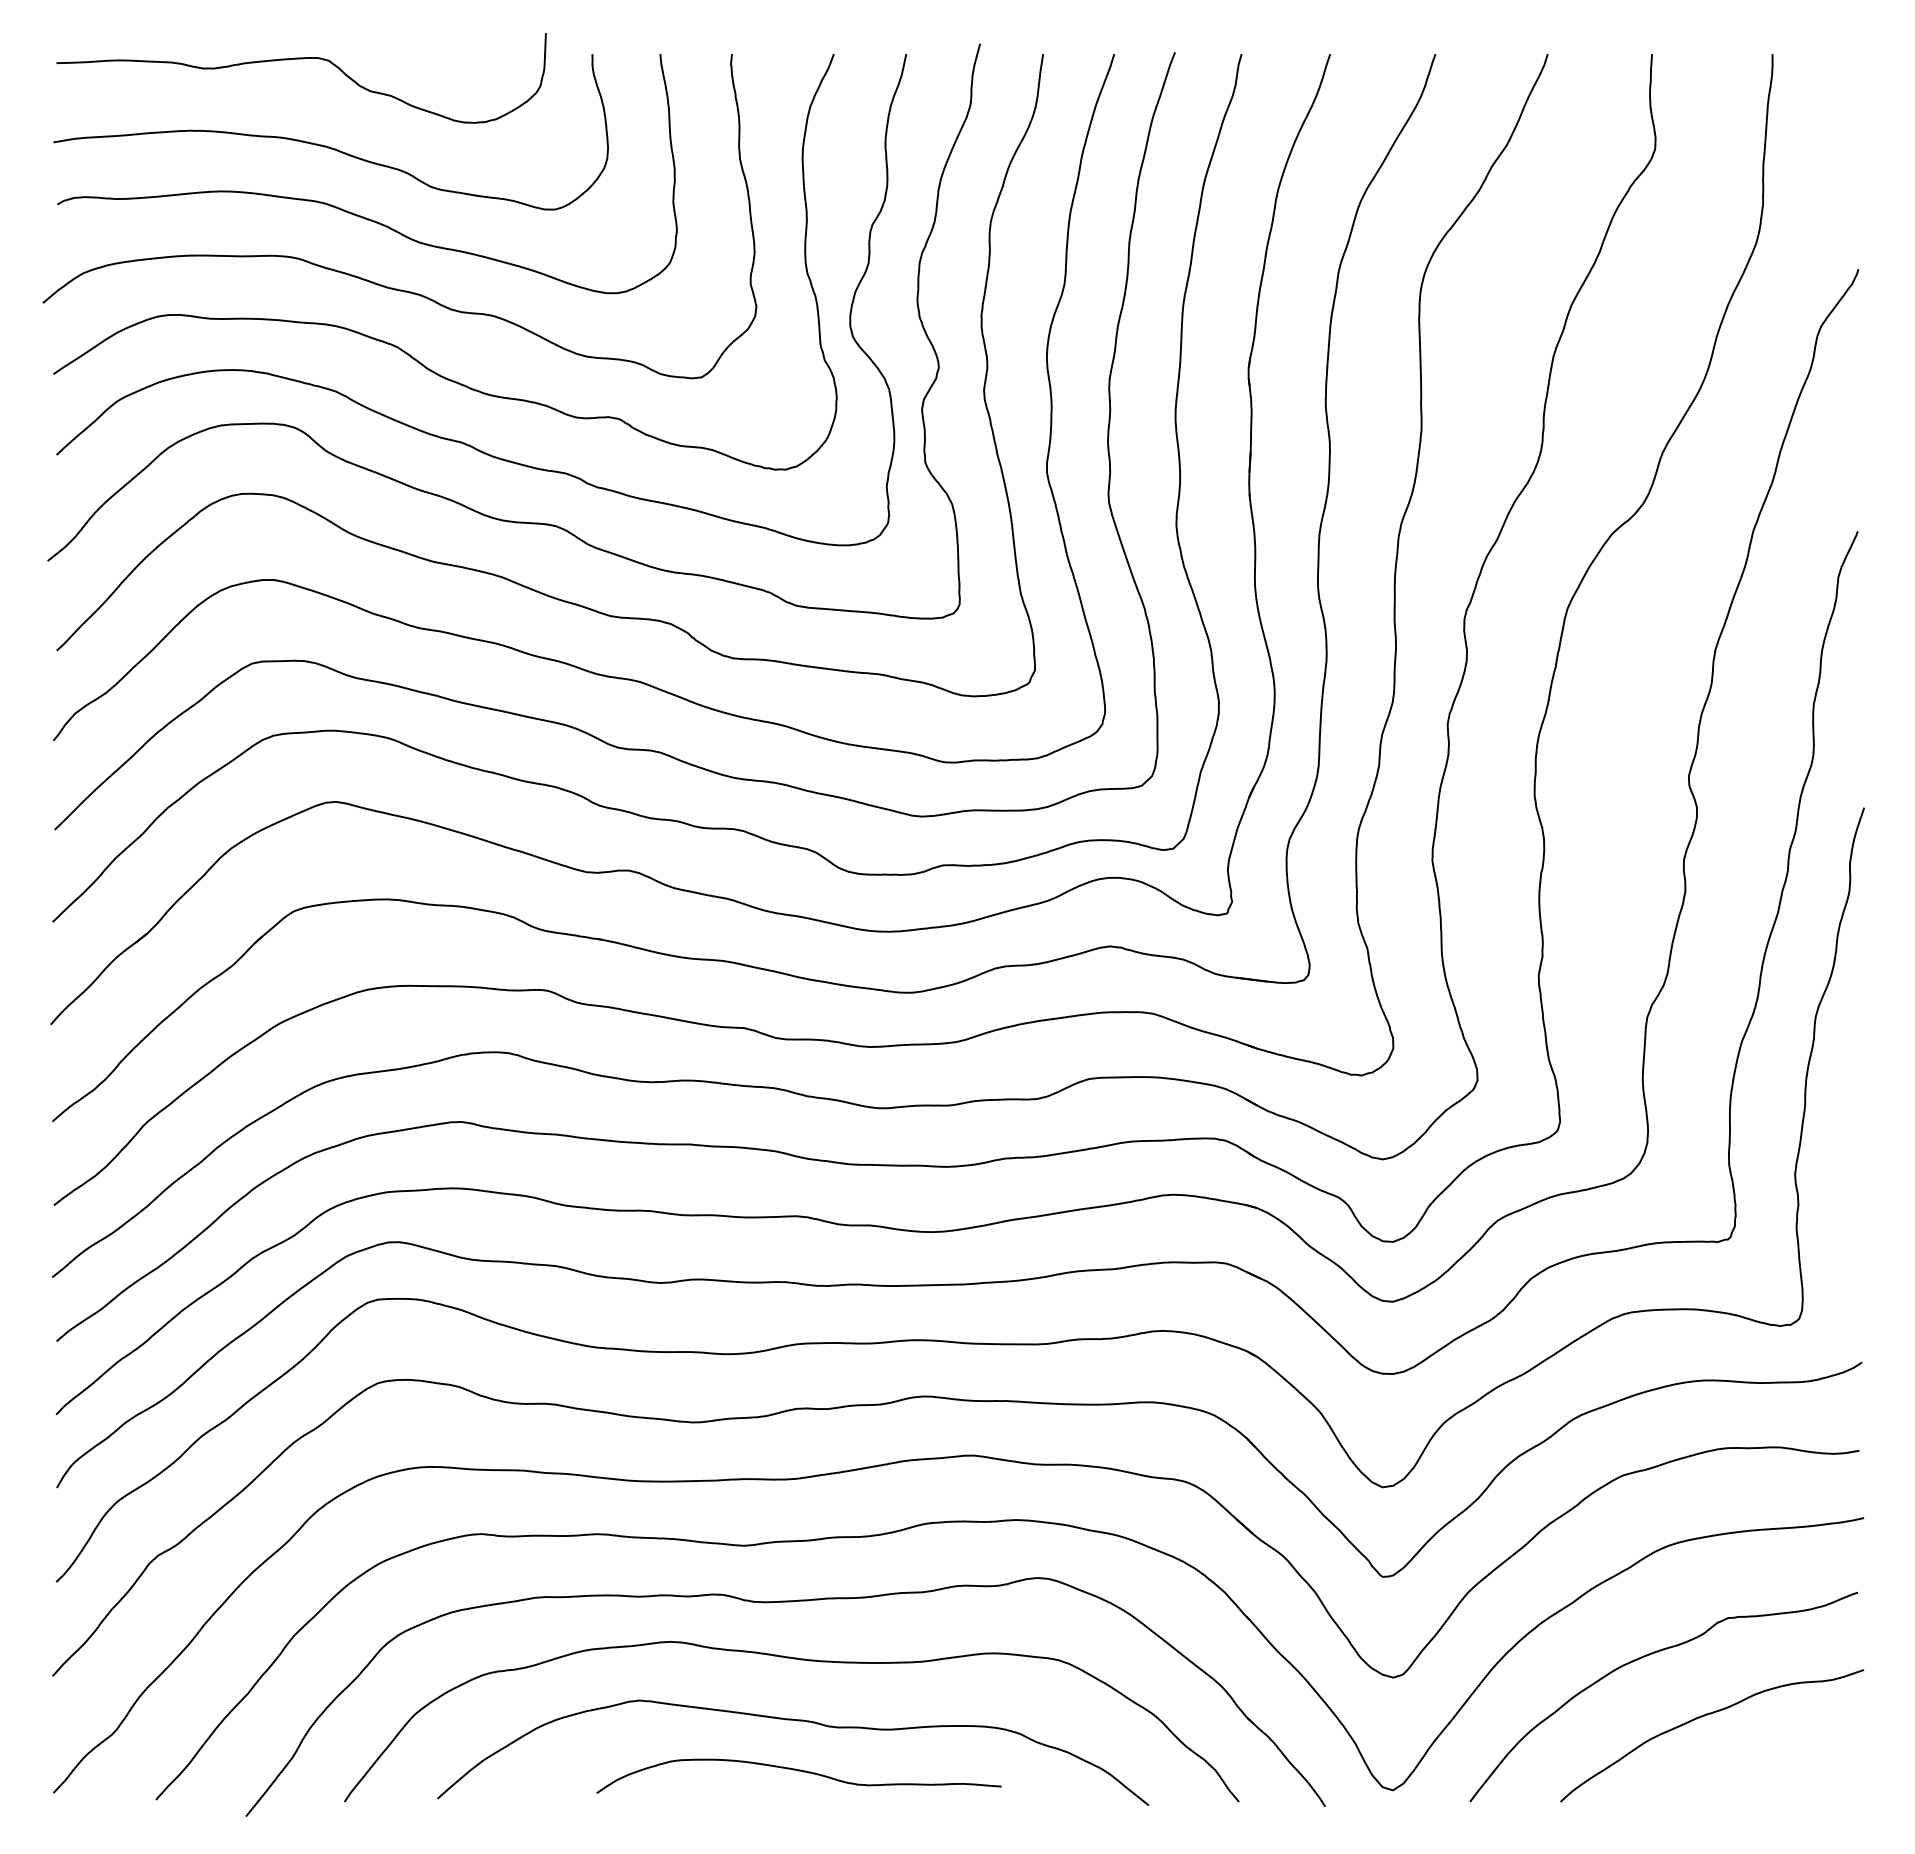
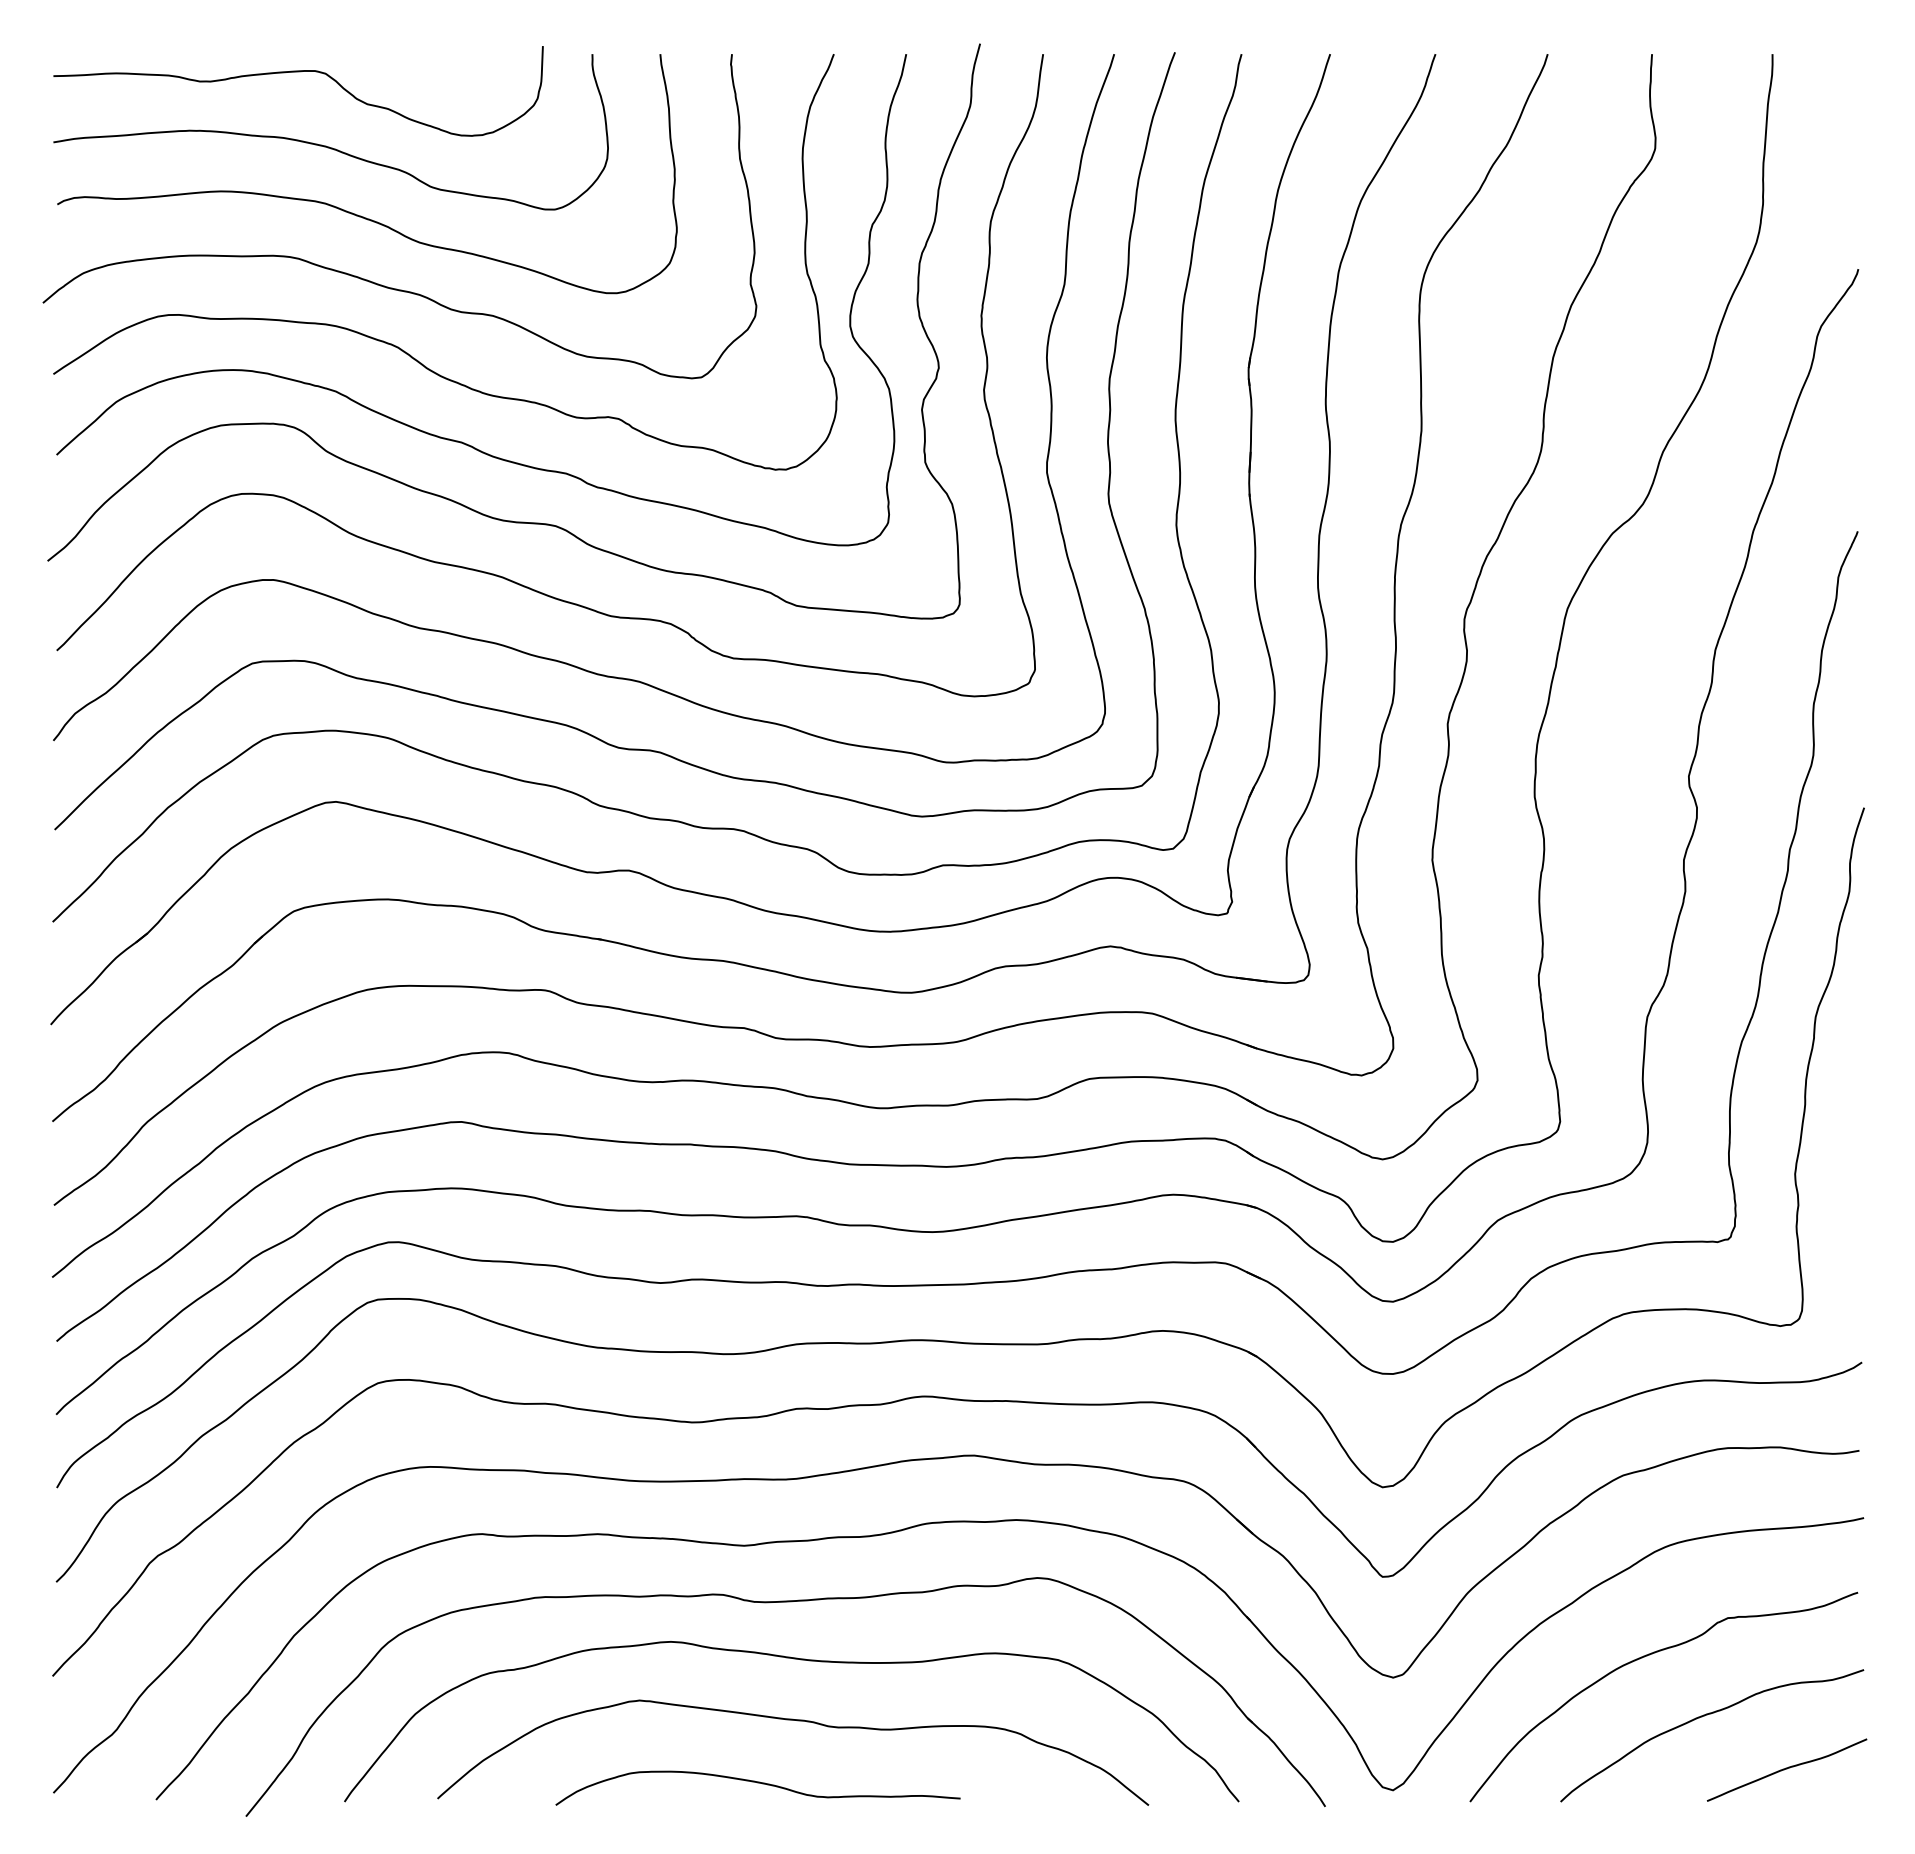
curve position: (301, 59) -> (298, 72) (298, 72)
curve: none -> present (1787, 1769)
curve position: (798, 1771) -> (757, 1783) (757, 1783)
